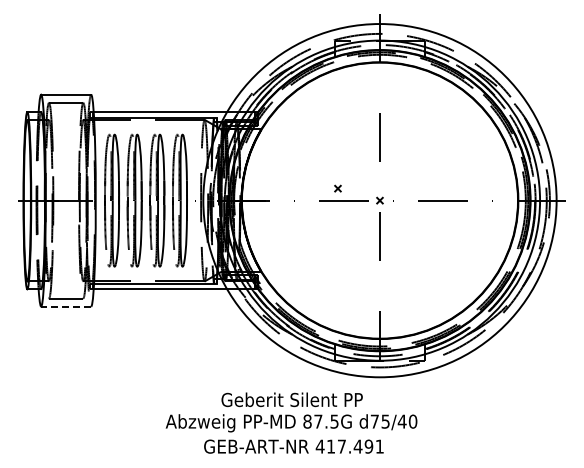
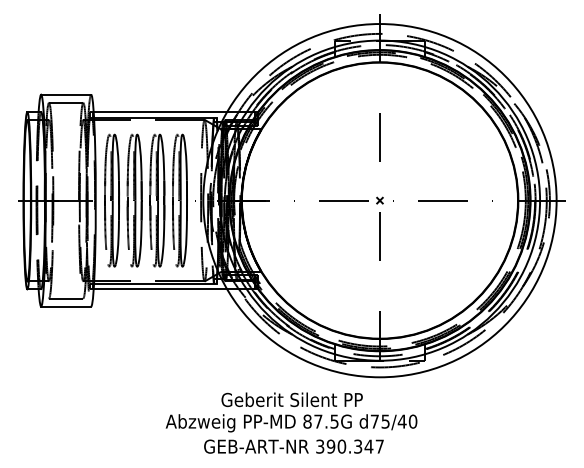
part: present -> none (337, 188)
line: dashed -> solid (65, 306)
text: 417.491 -> 390.347 (349, 446)
